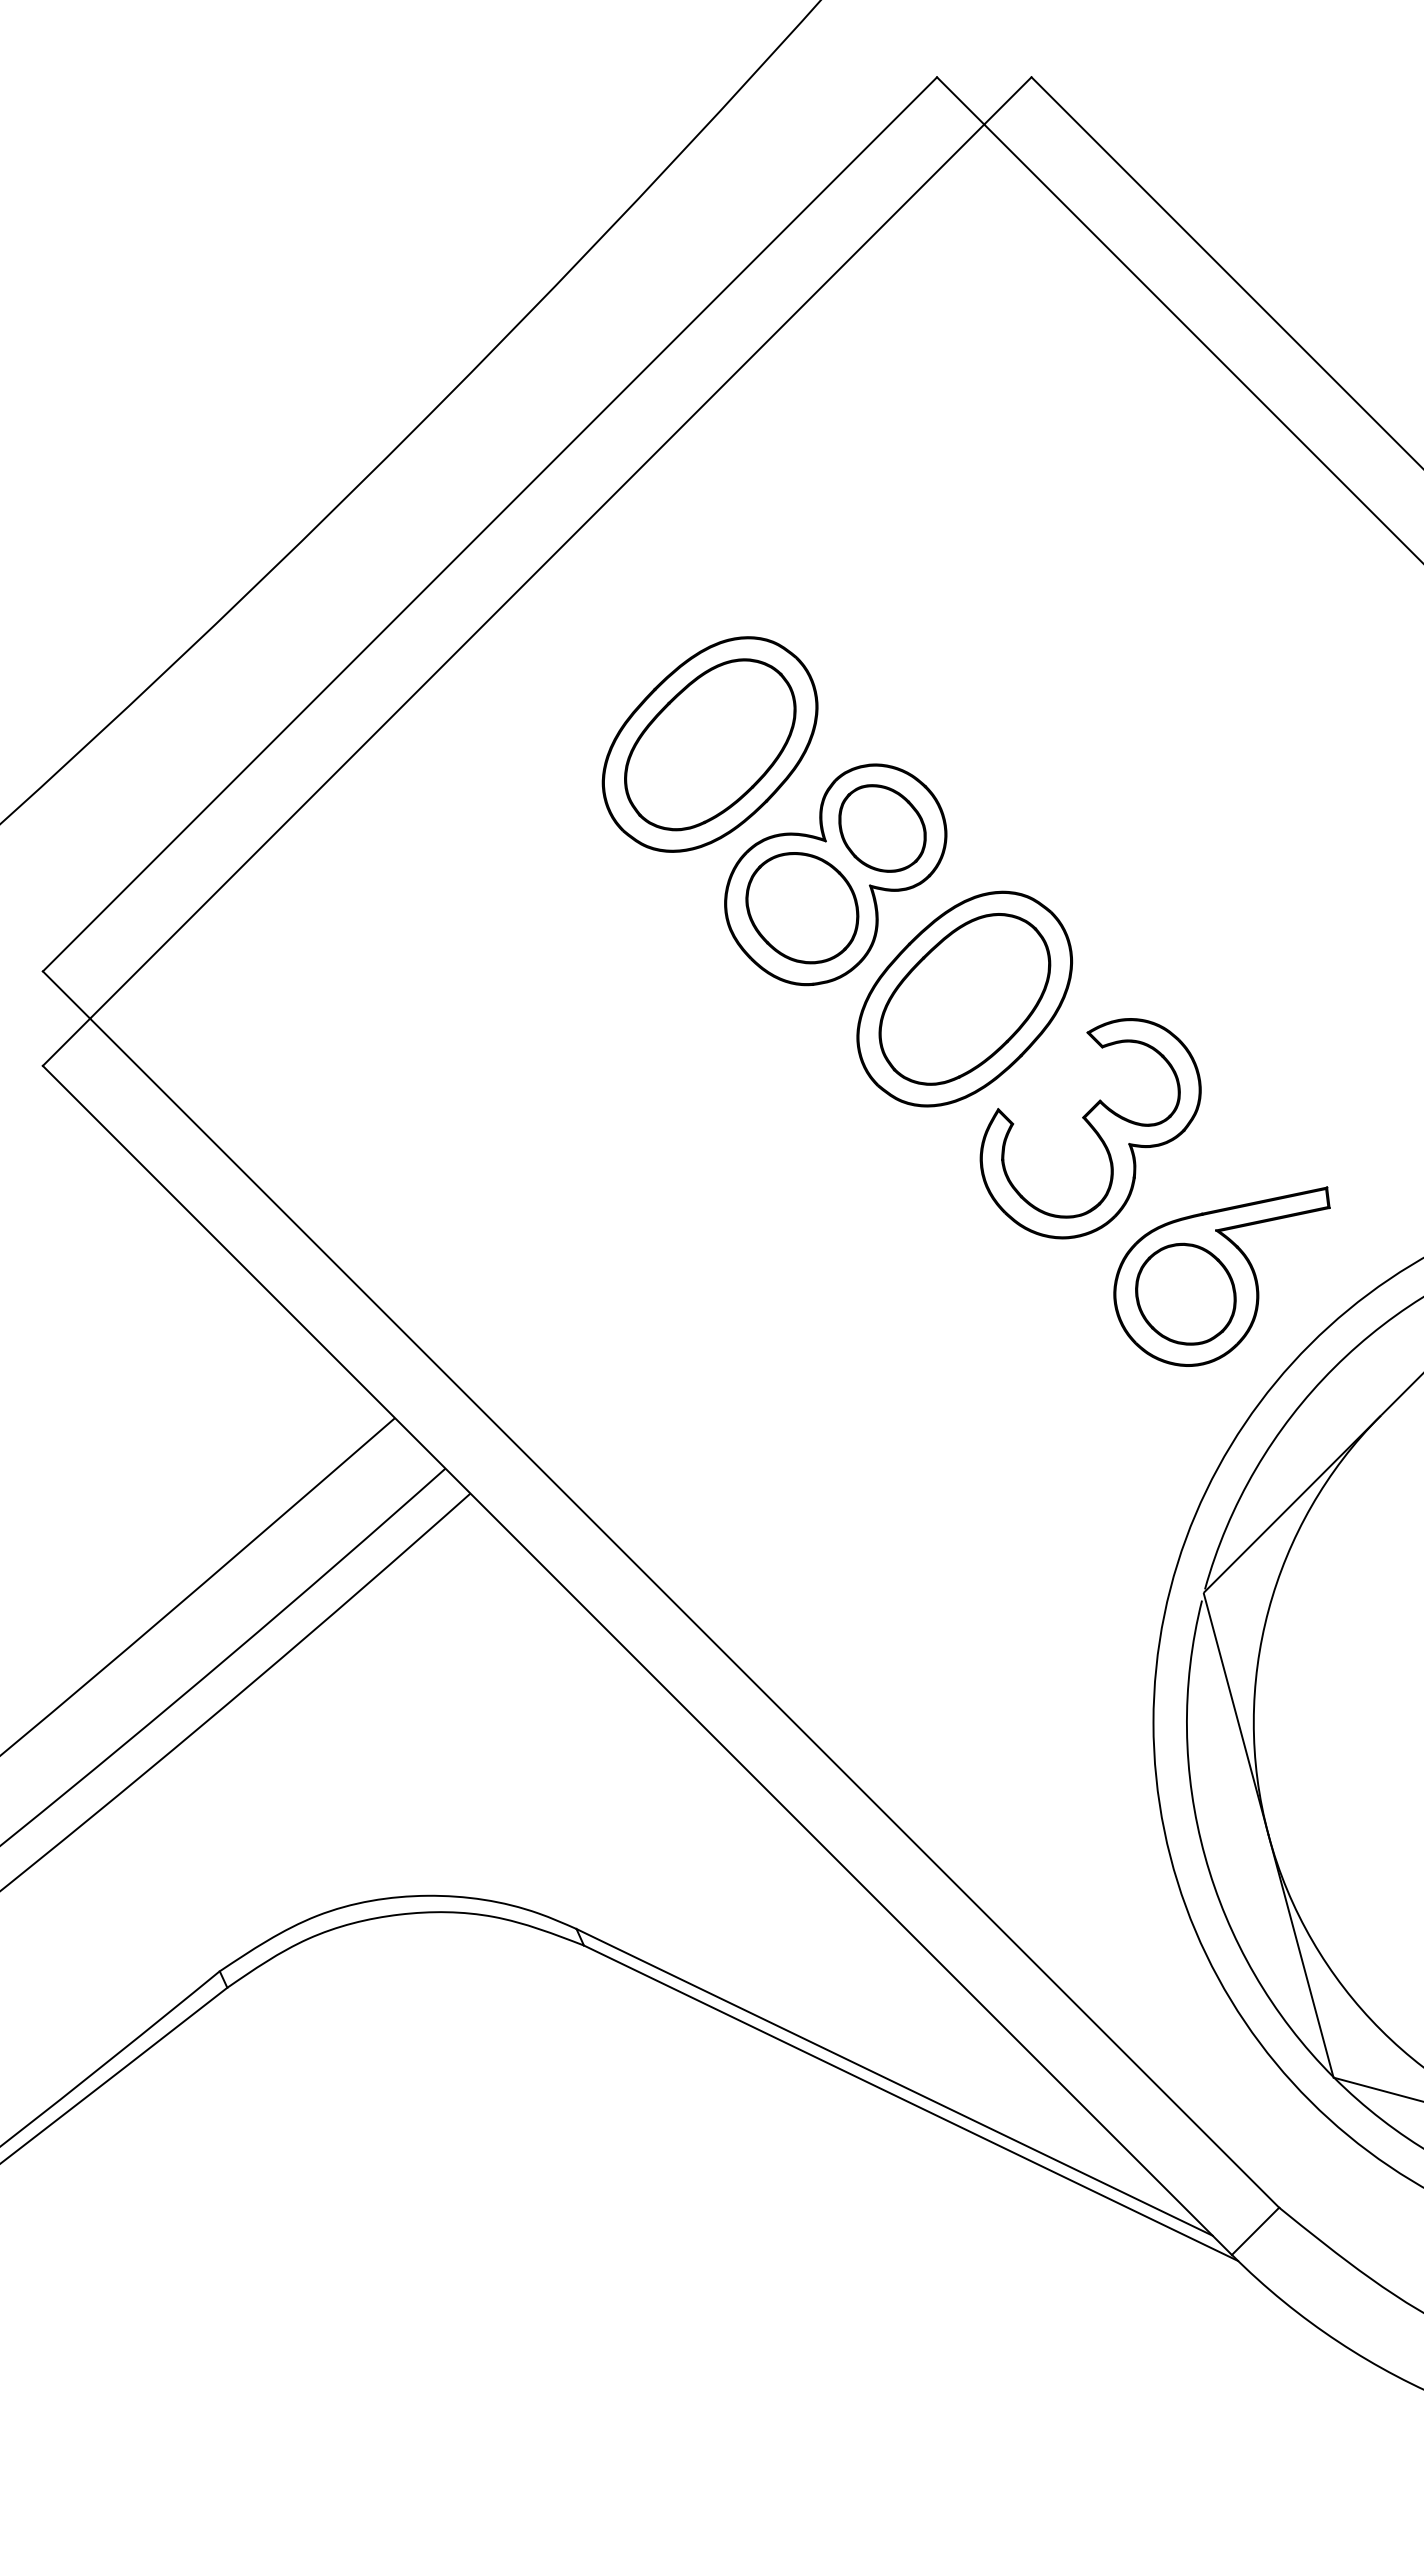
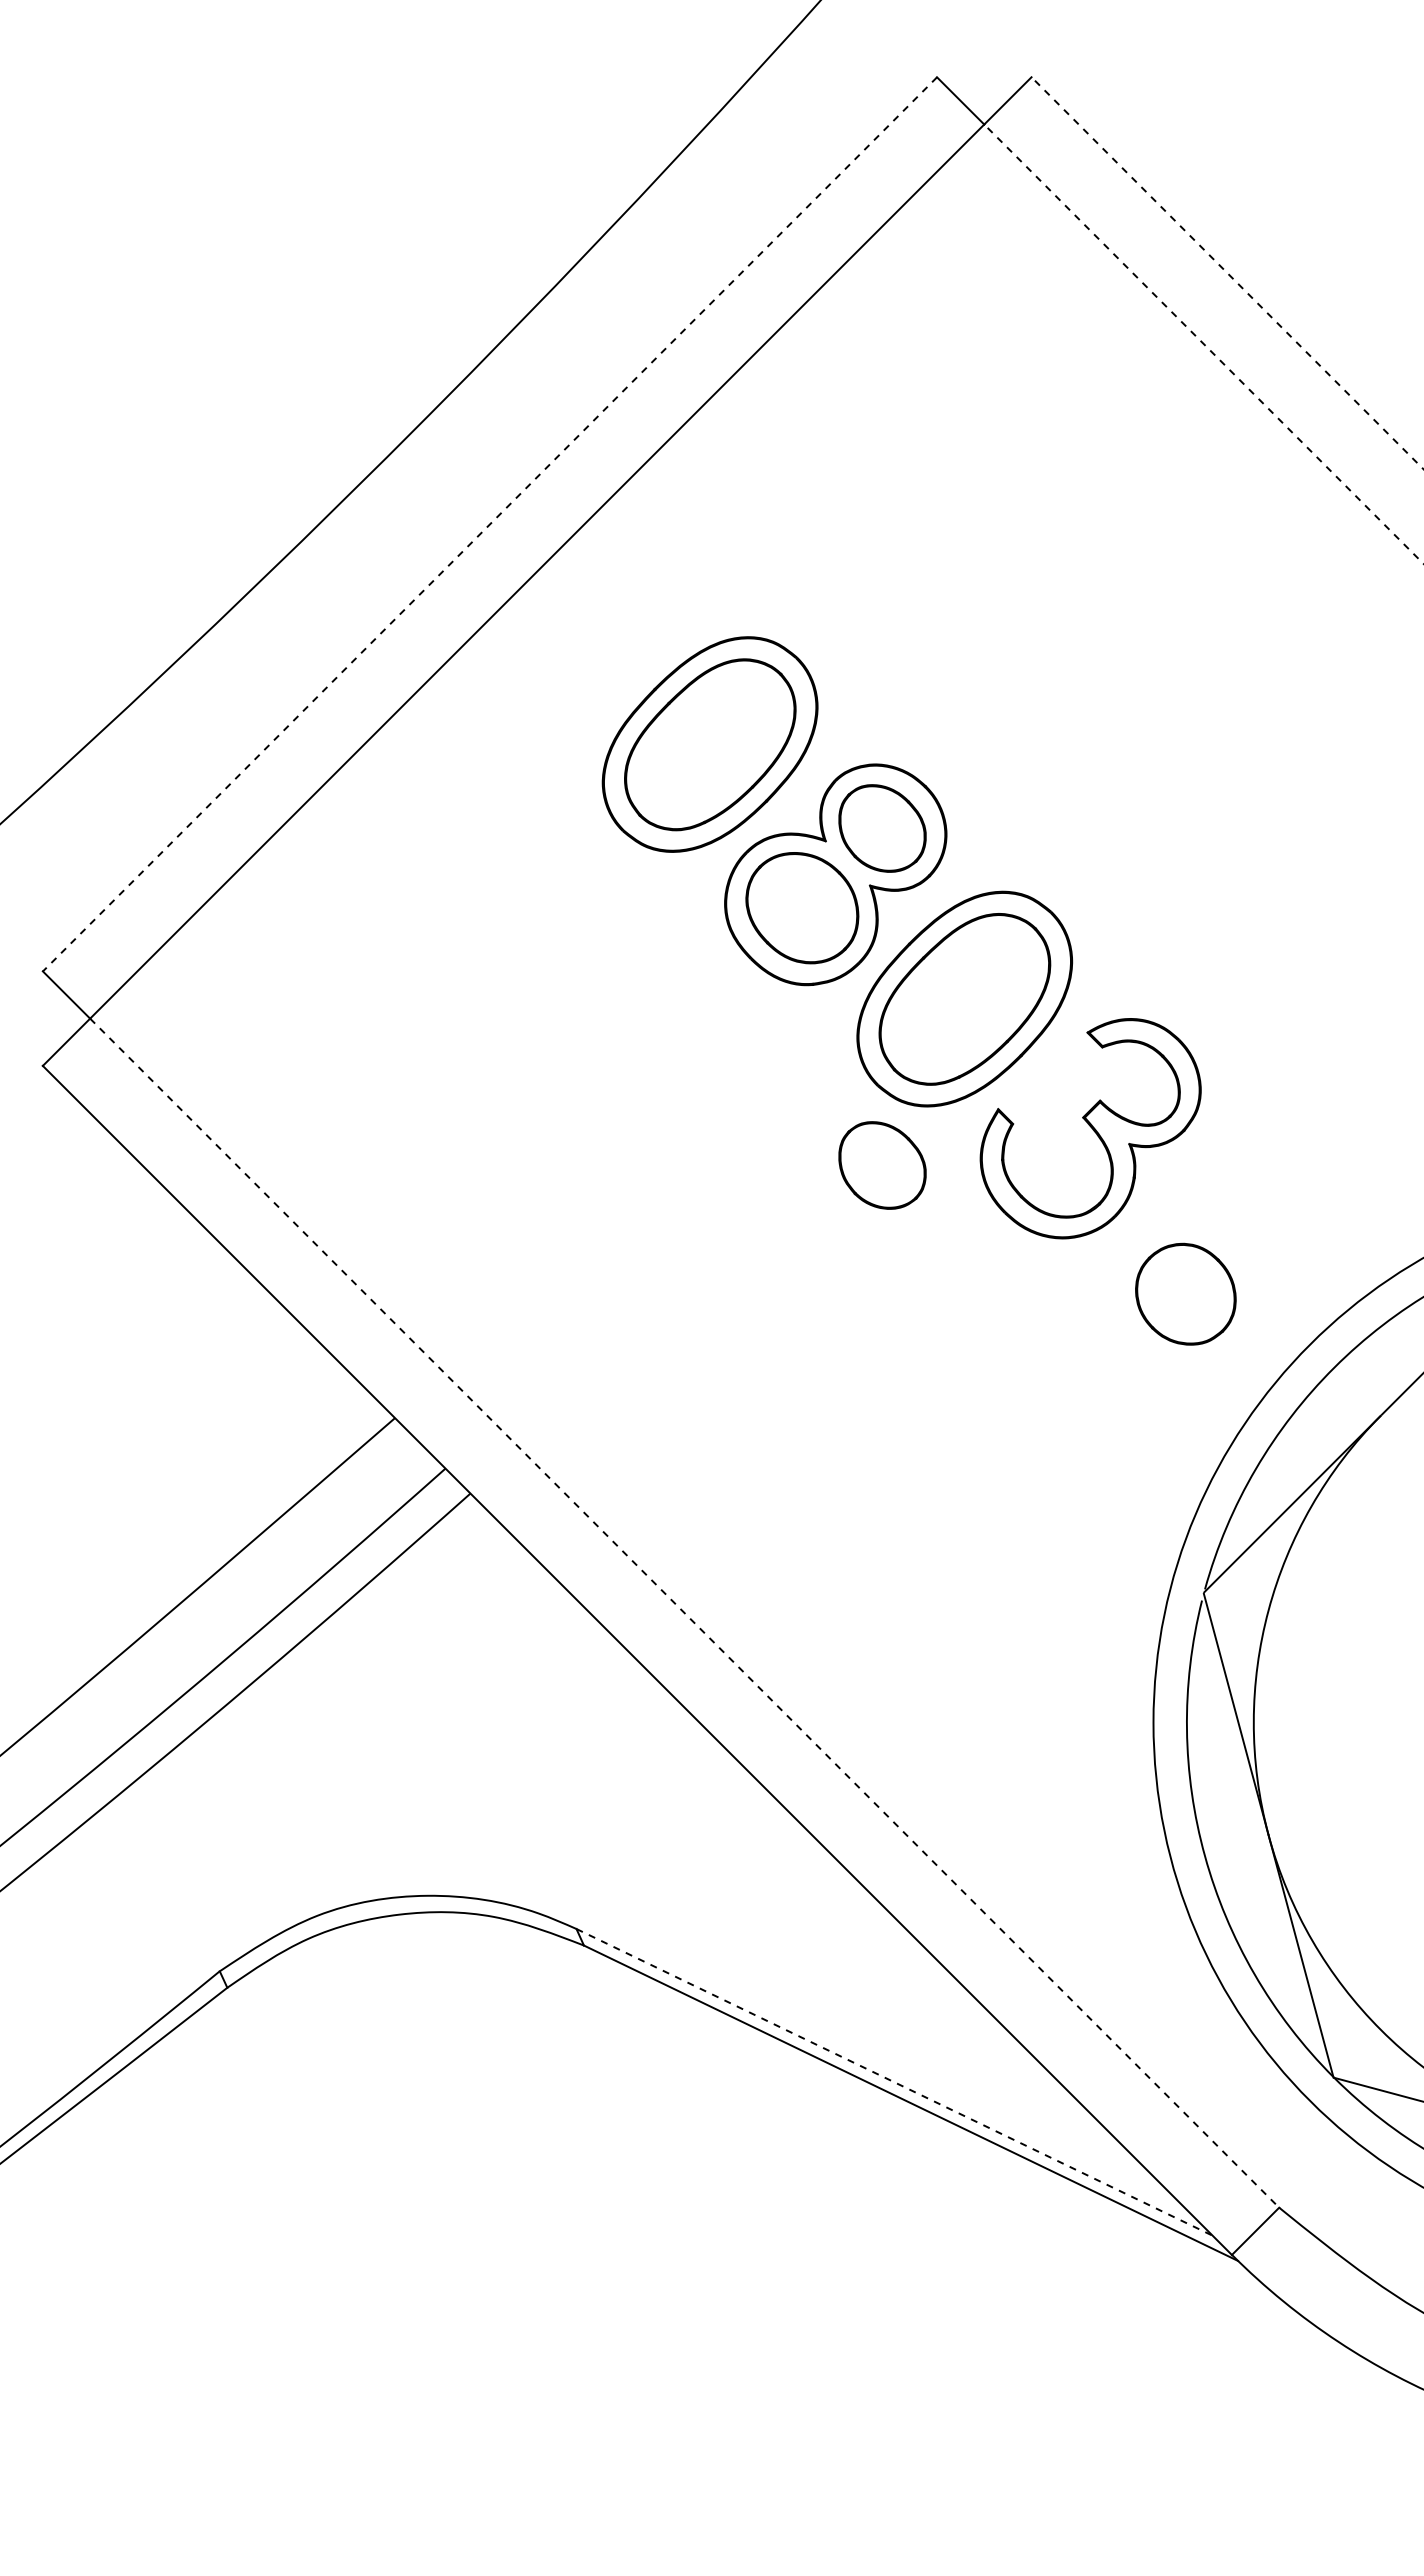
line: solid -> dashed (1227, 273)
line: solid -> dashed (1204, 344)
line: solid -> dashed (489, 524)
part: none -> present (882, 1165)
part: present -> none (1221, 1276)
line: solid -> dashed (684, 1613)
line: solid -> dashed (895, 2082)
